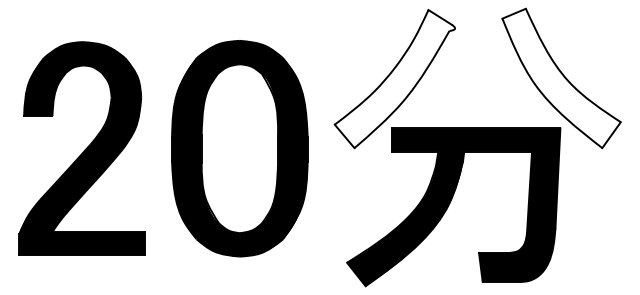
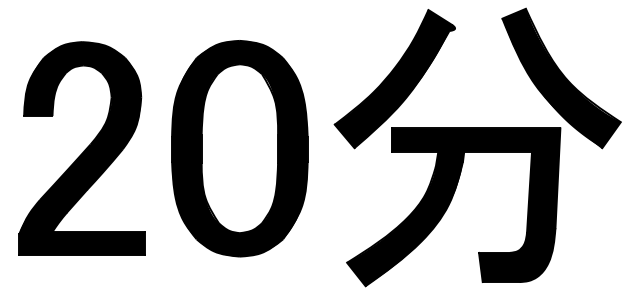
fill: none -> present (561, 78)
fill: none -> present (394, 79)
